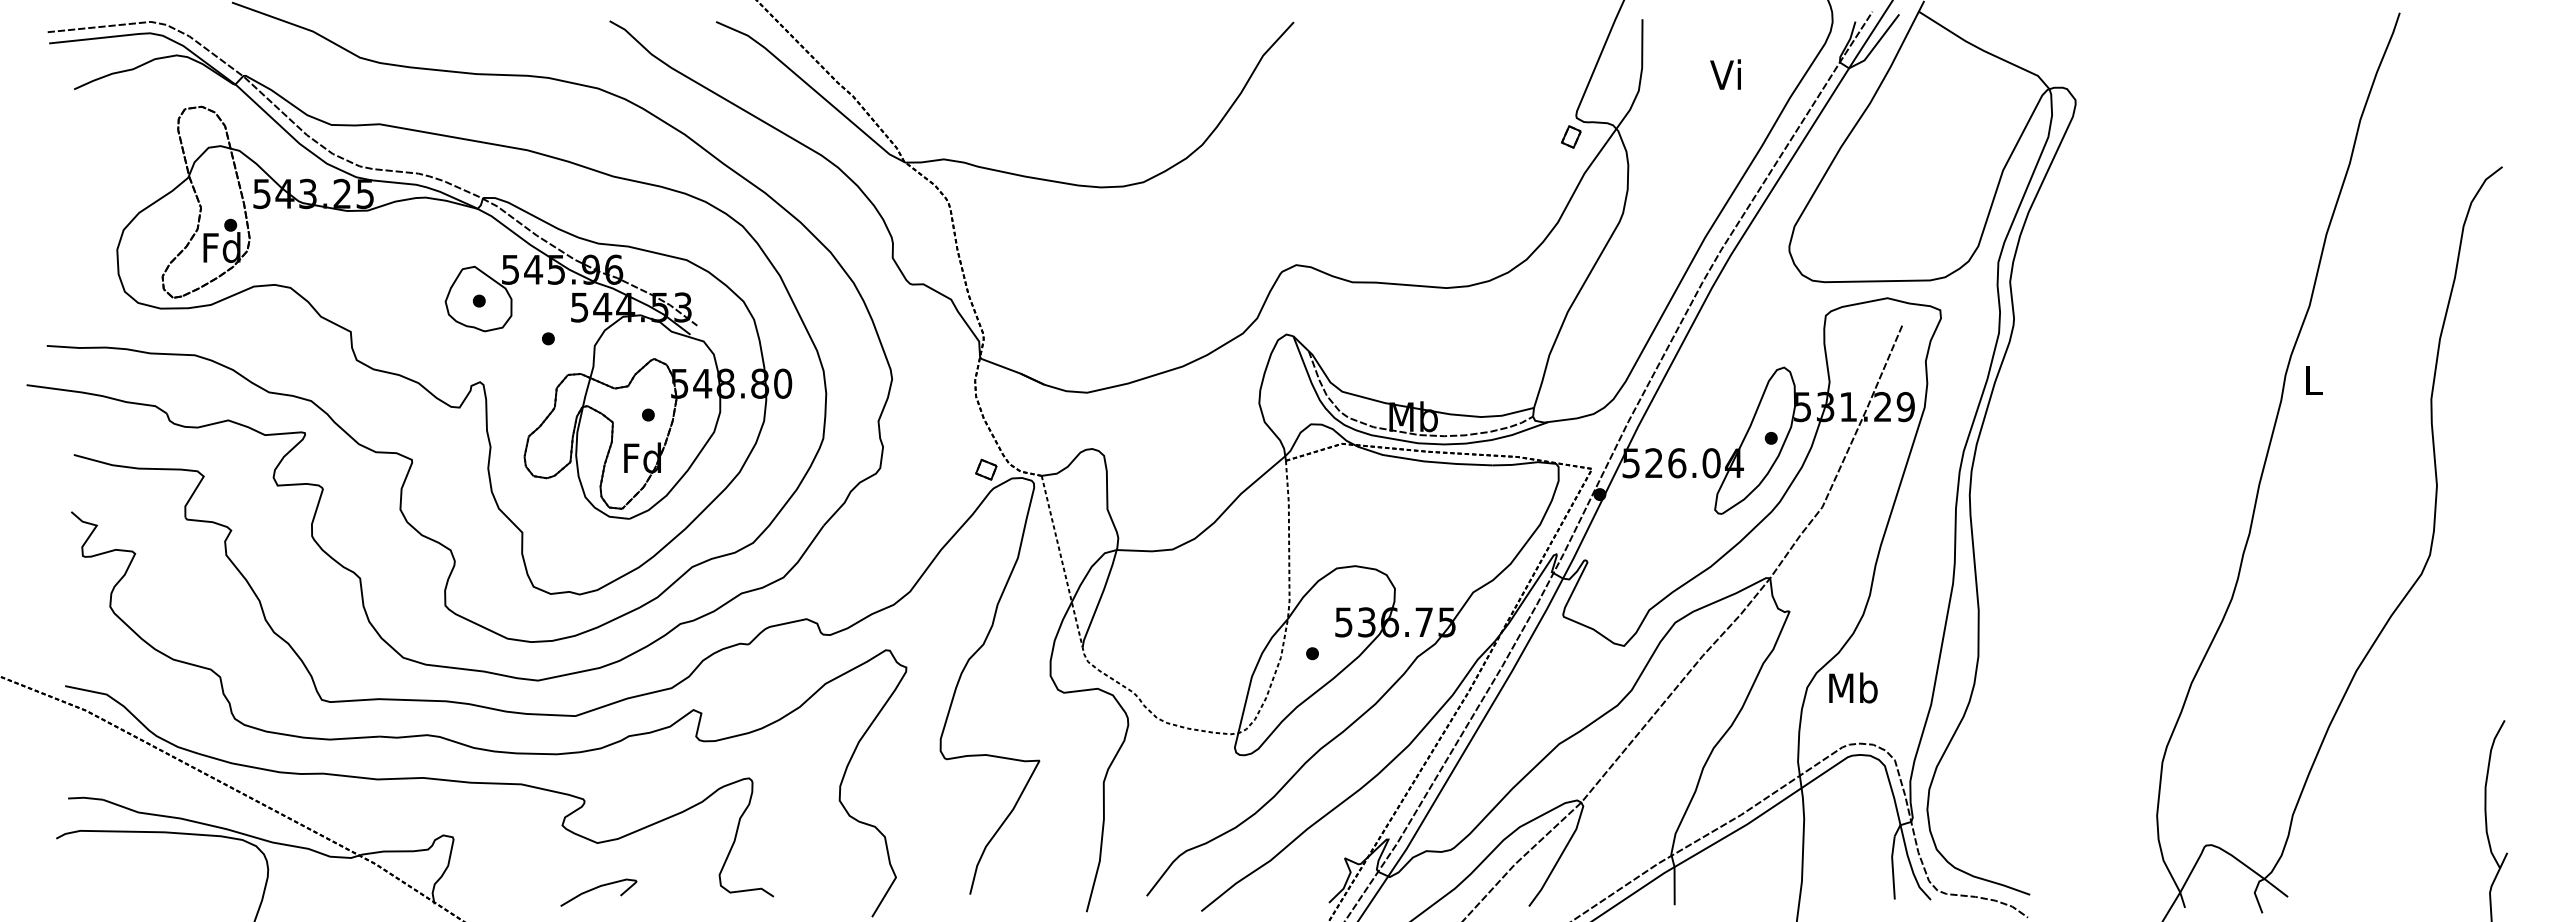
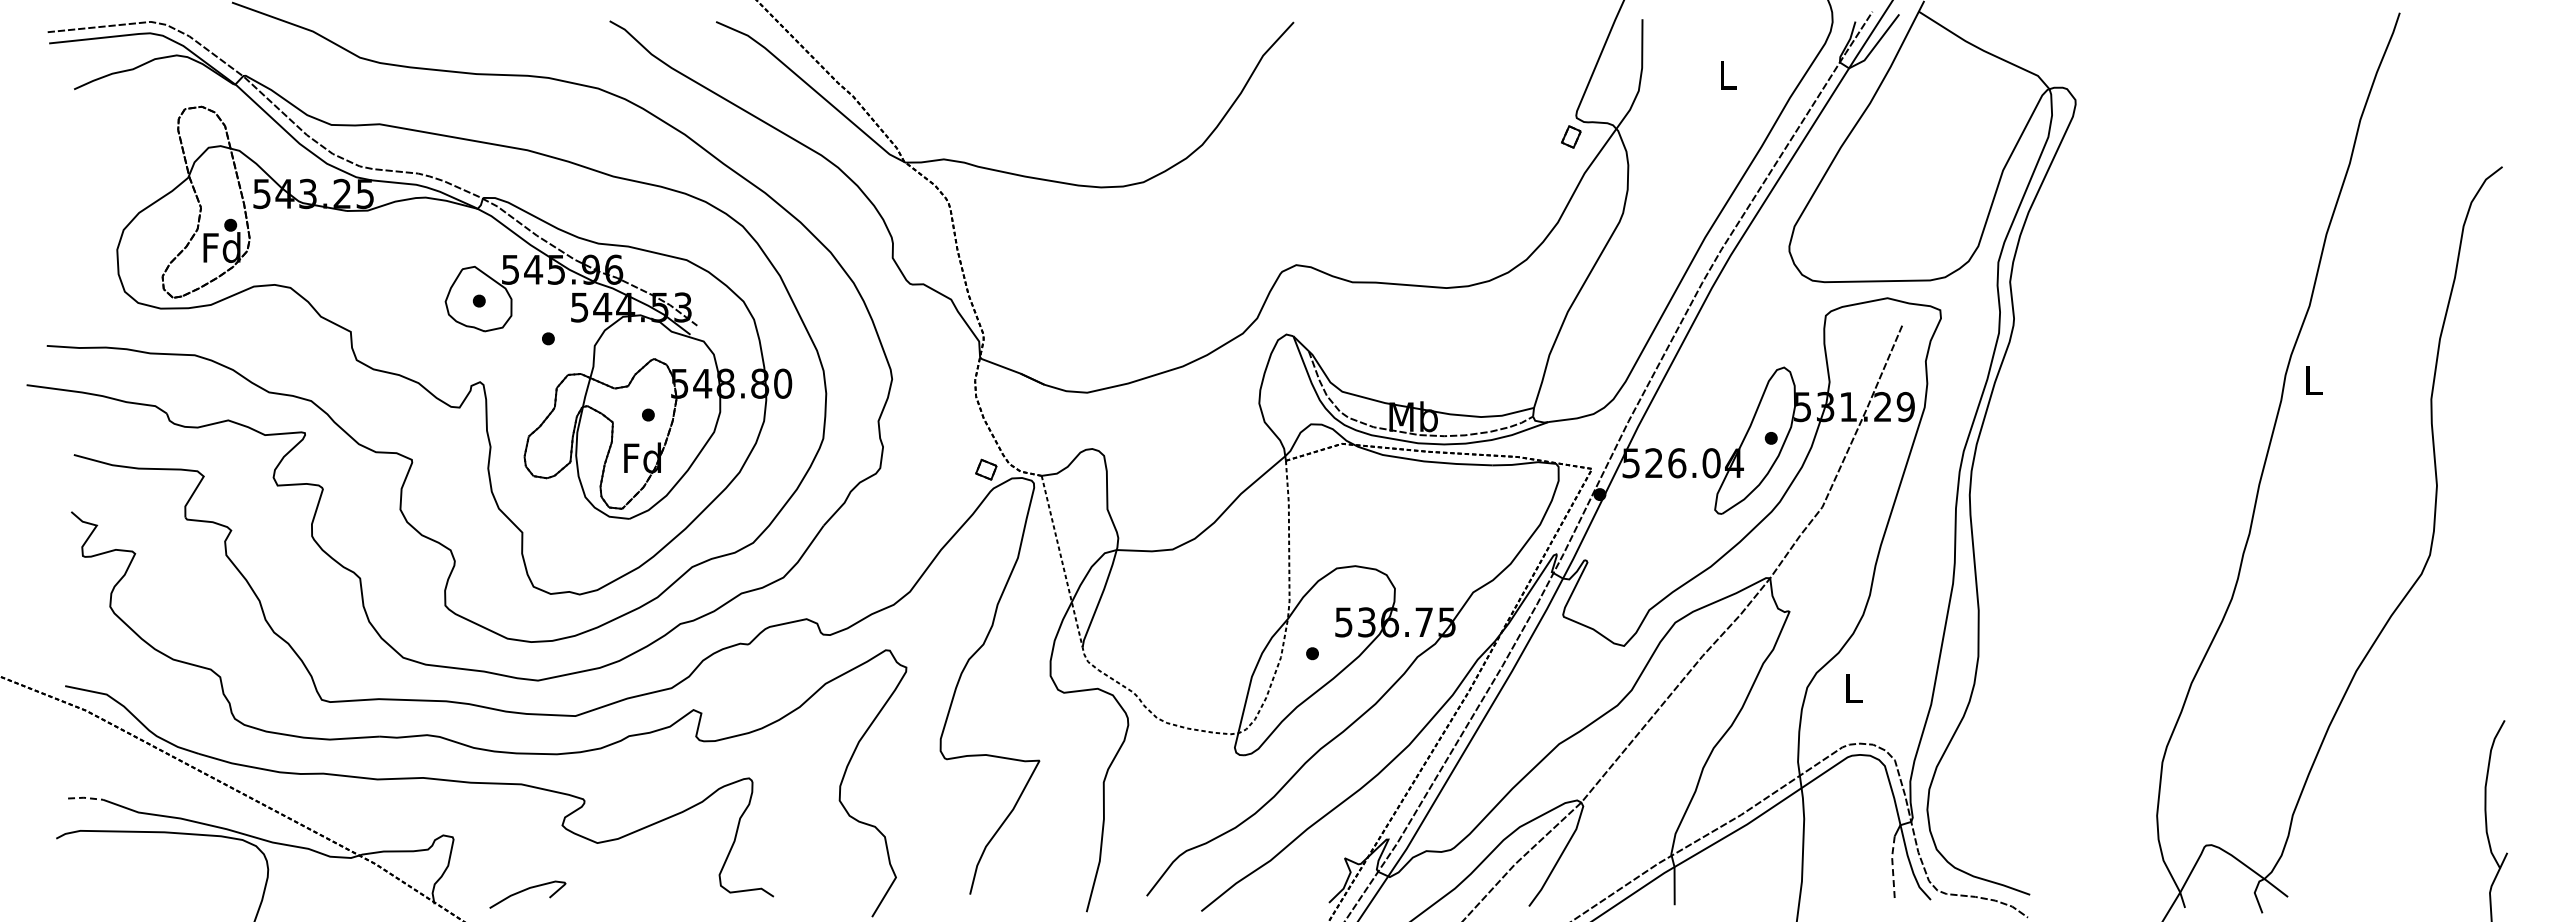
text: Vi -> L (1725, 74)
text: Mb -> L (1853, 687)
line: solid -> dashed (85, 797)
line: solid -> dashed (1892, 867)
curve position: (597, 888) -> (526, 890) (526, 890)
